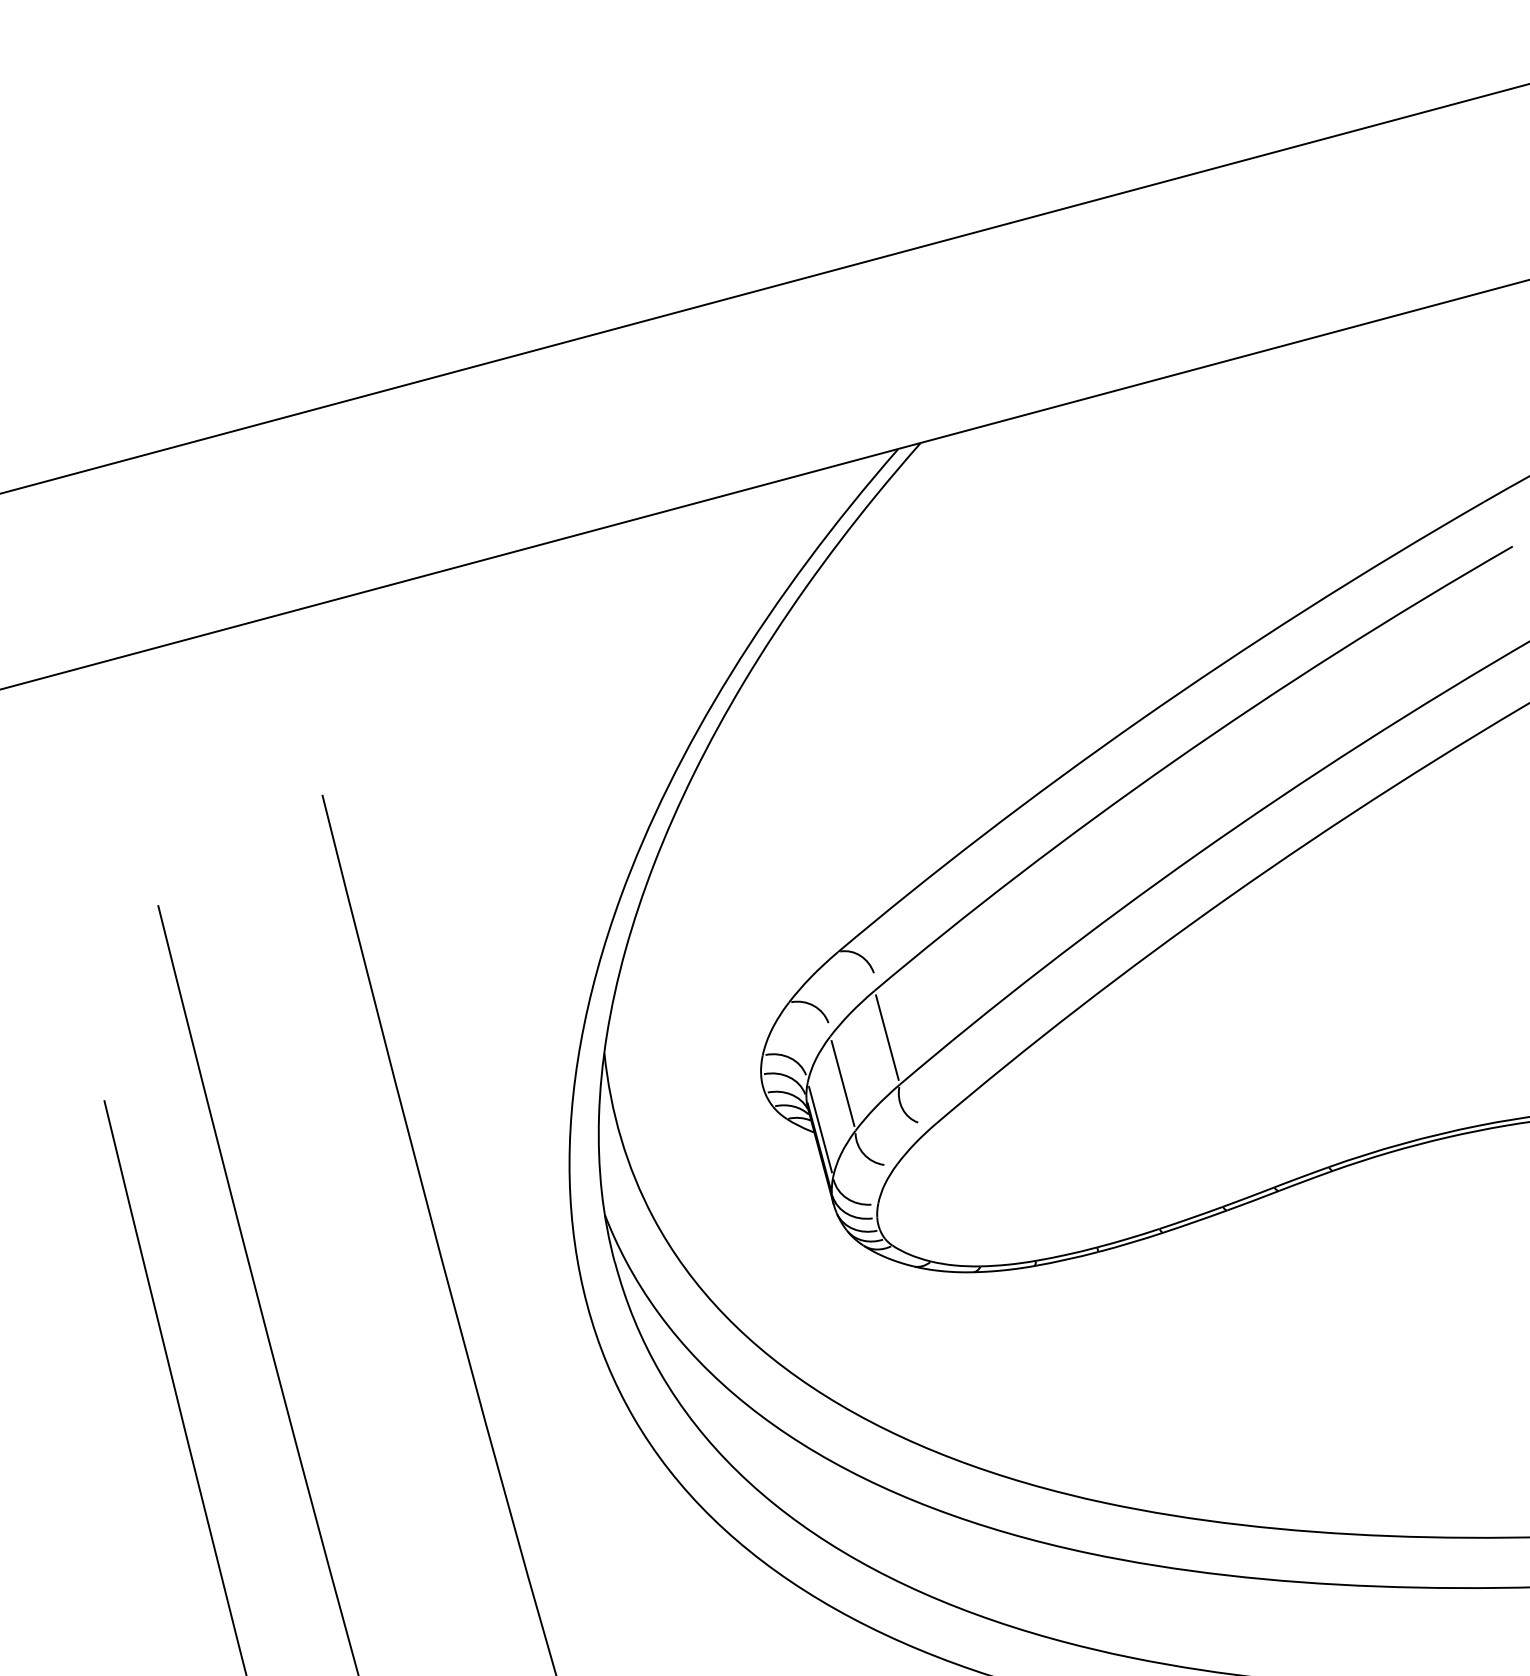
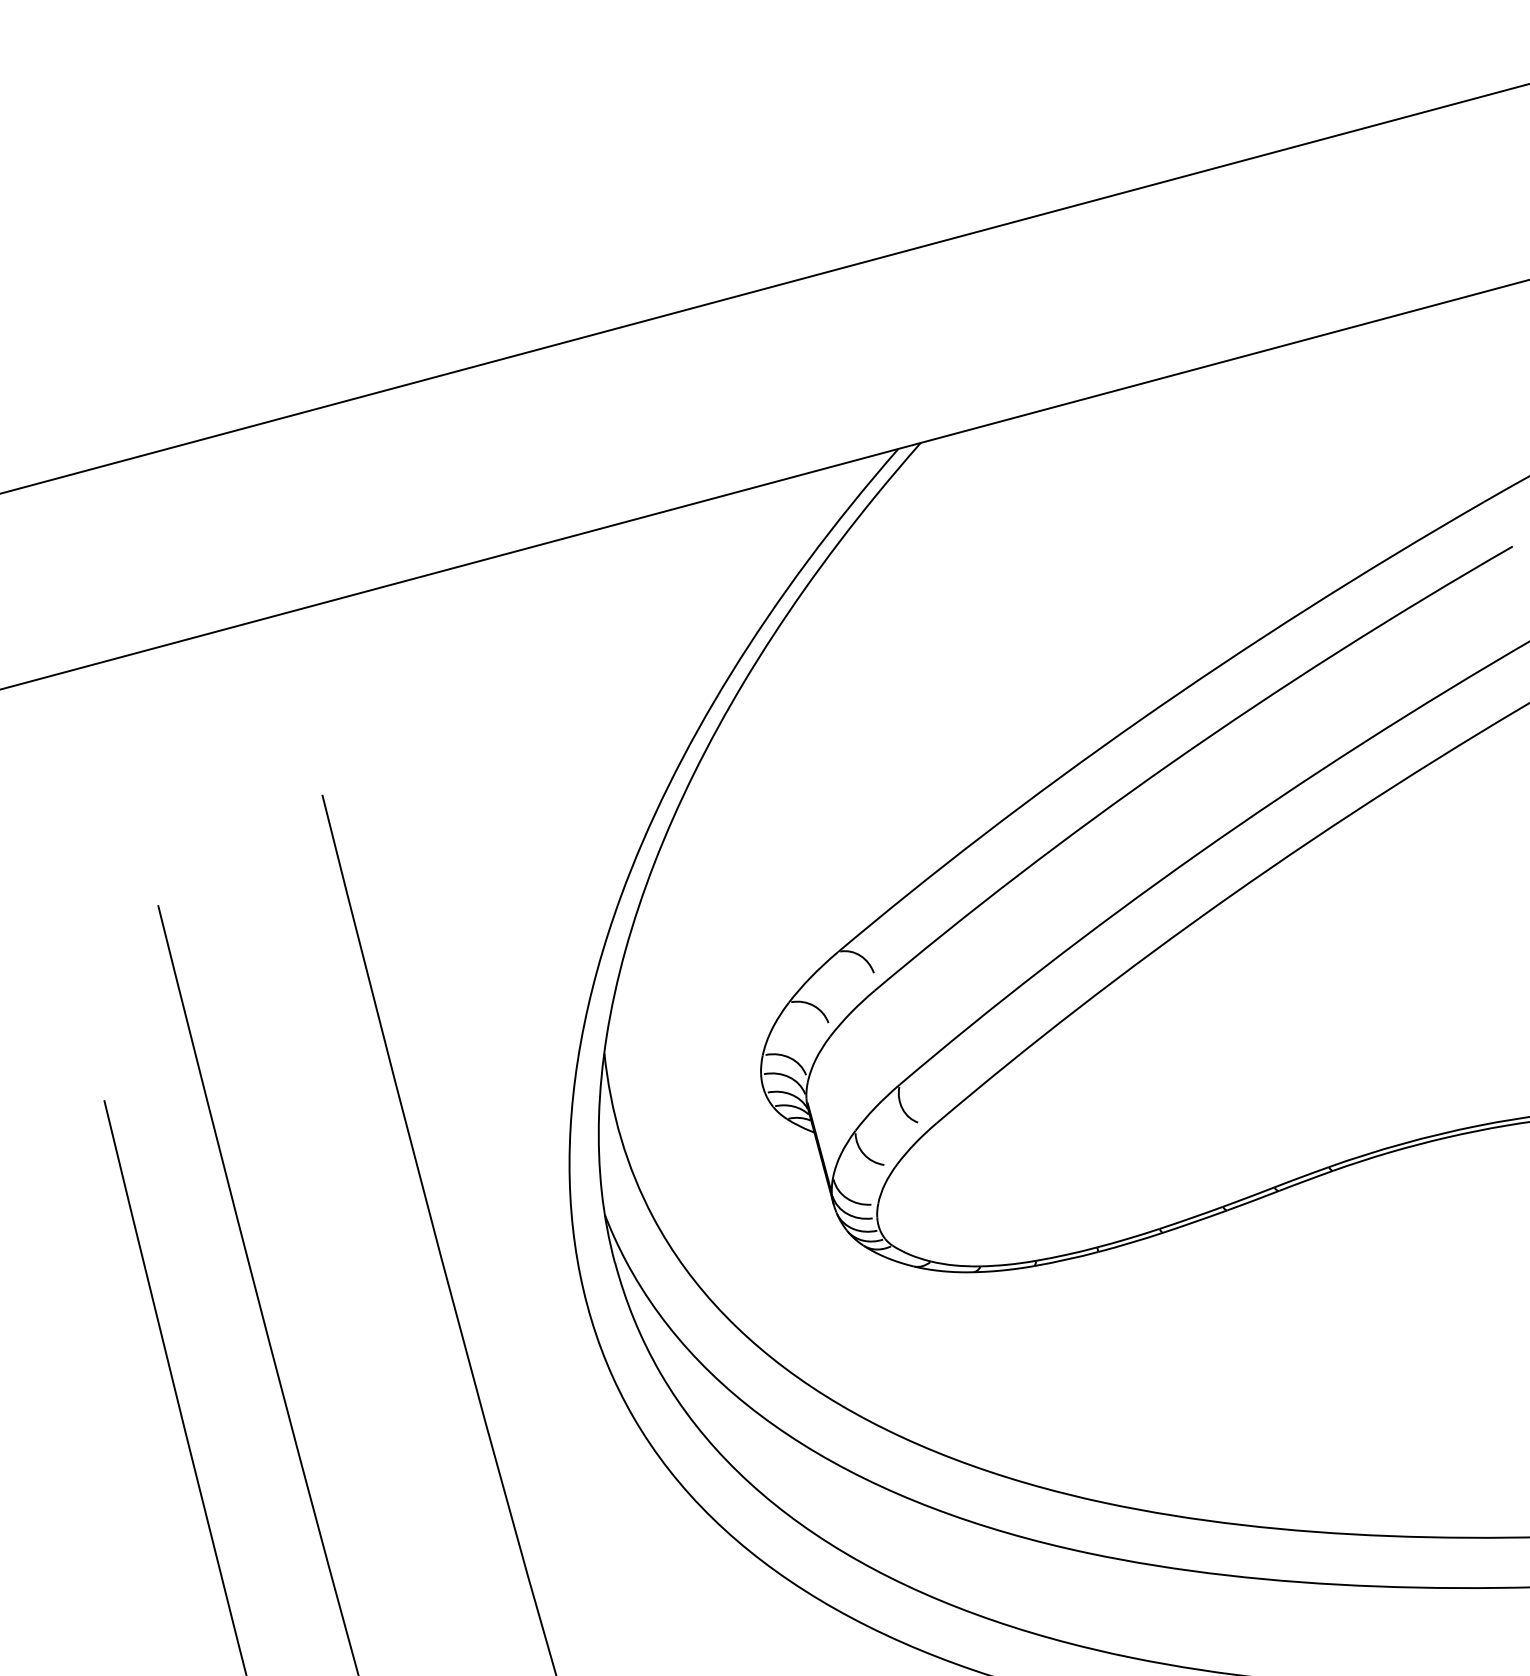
line: present -> none (887, 1037)
line: present -> none (842, 1083)
line: present -> none (820, 1129)
